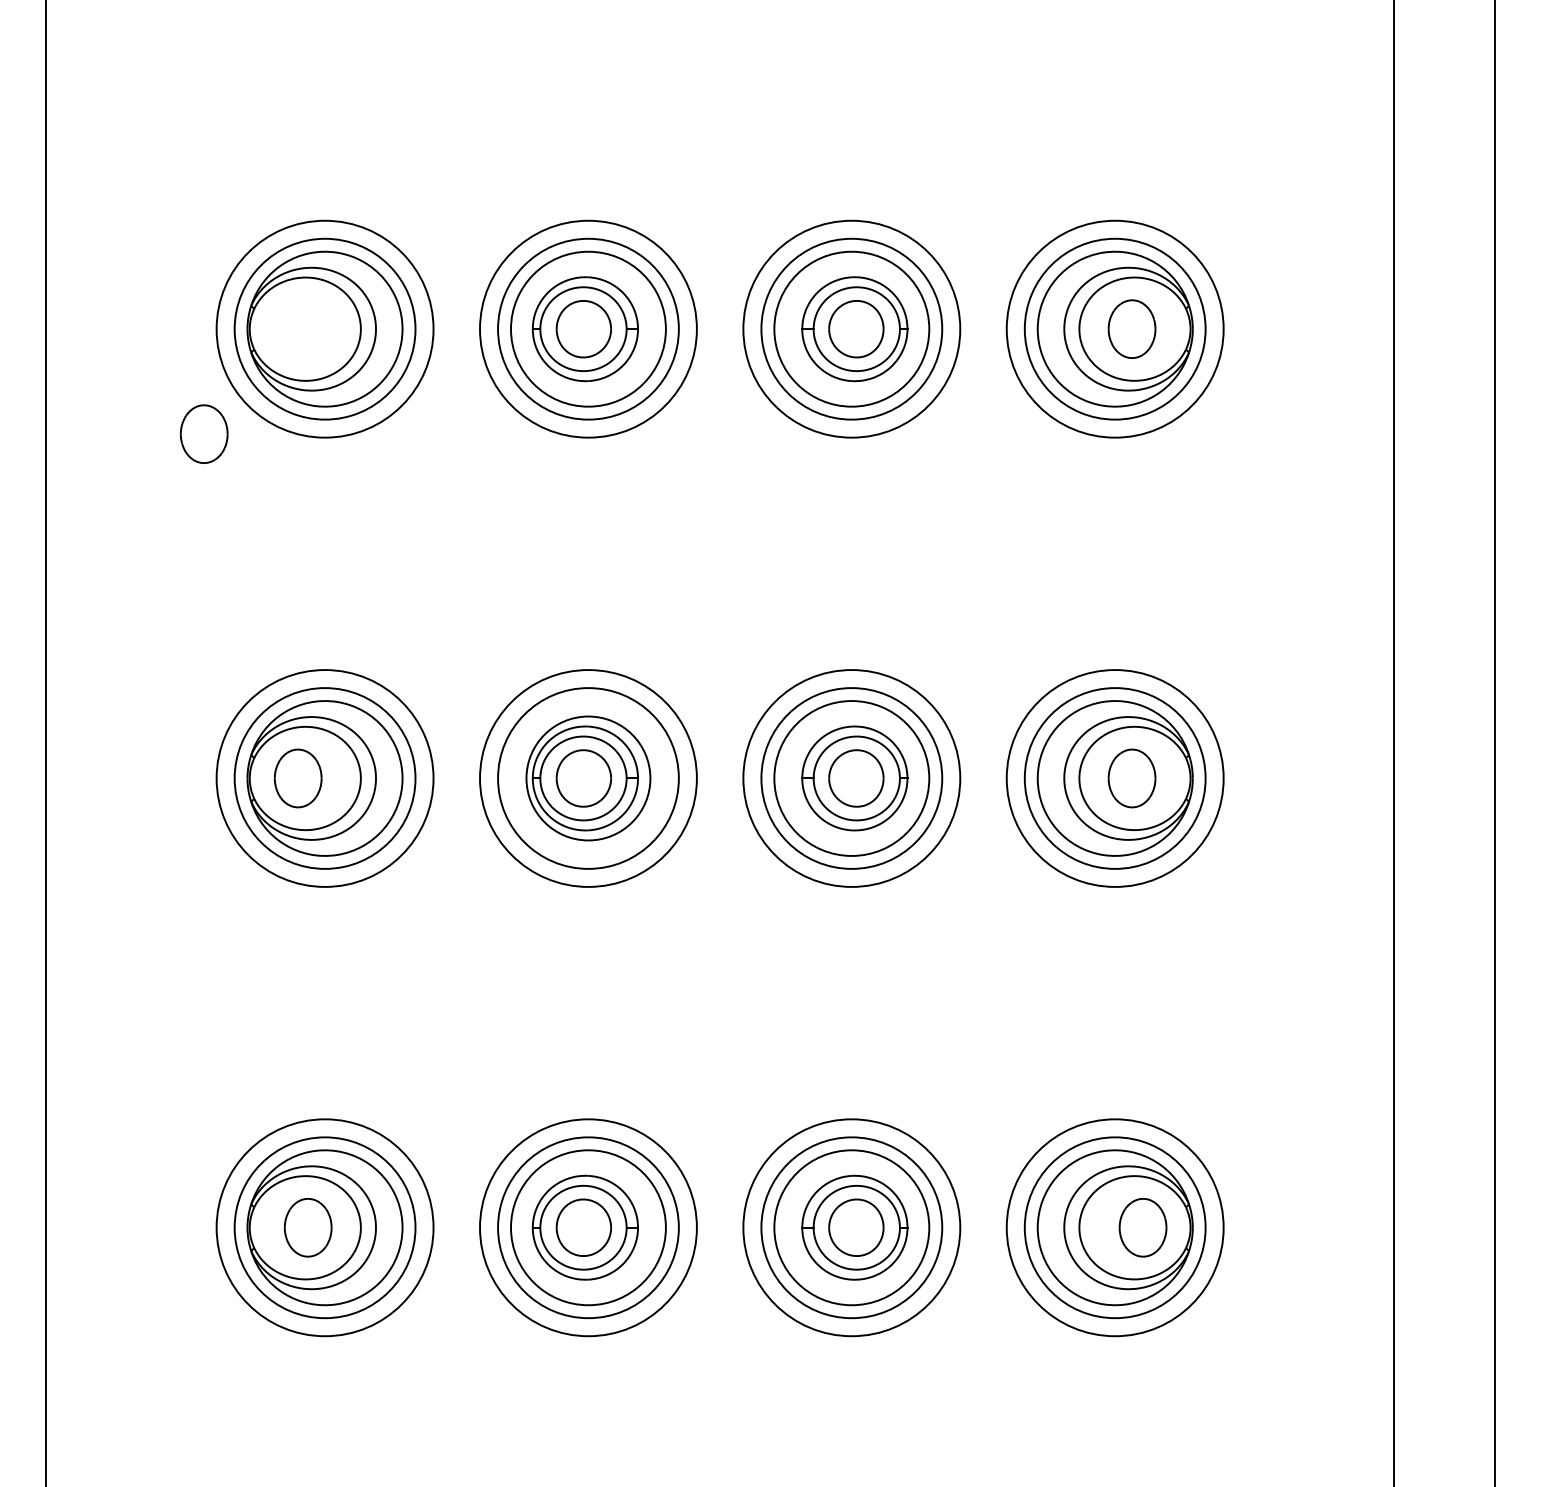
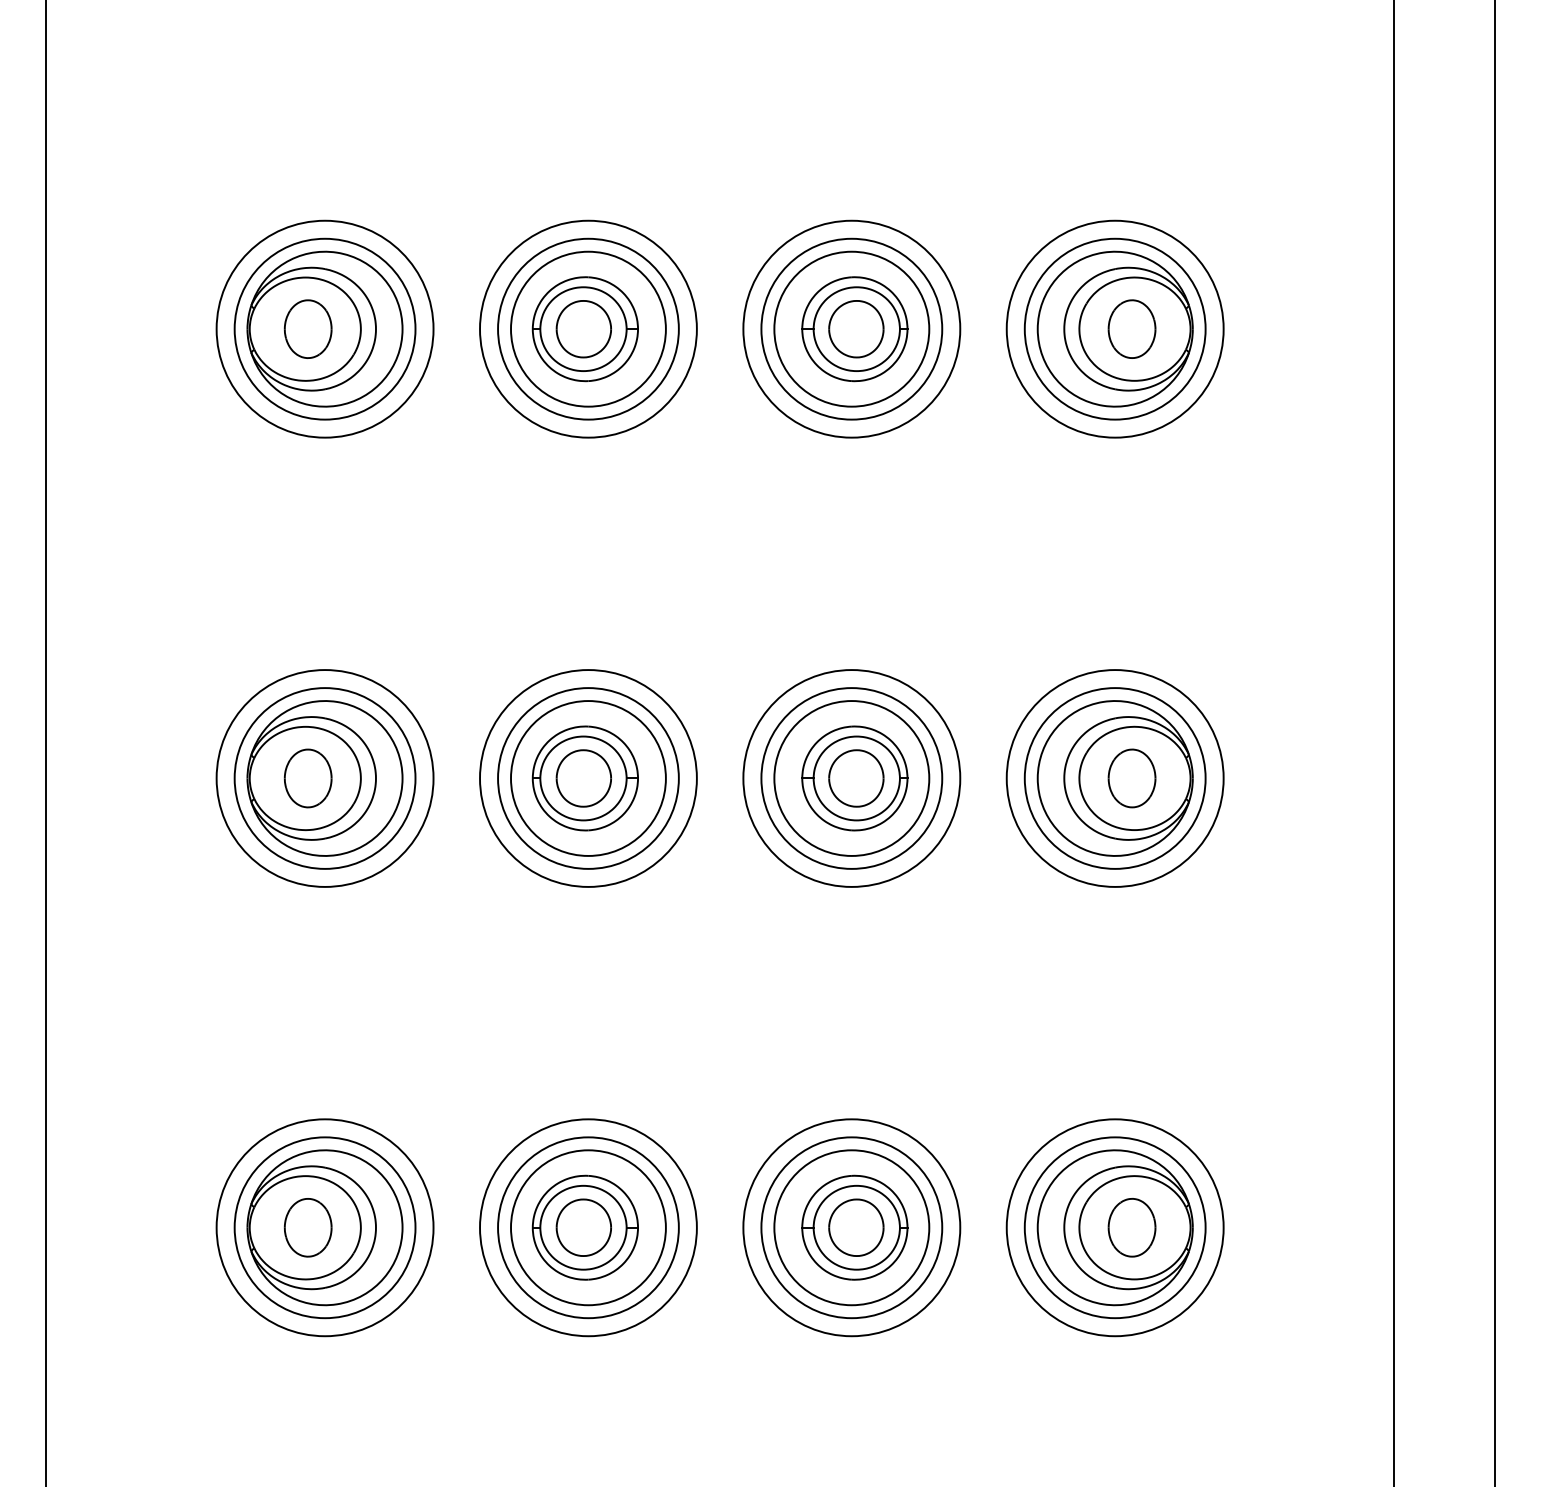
part position: (203, 433) -> (307, 328) (307, 328)
part position: (297, 778) -> (307, 778) (307, 778)
circle diameter: 124 px -> 155 px (588, 778)
part position: (1142, 1227) -> (1131, 1227) (1131, 1227)
